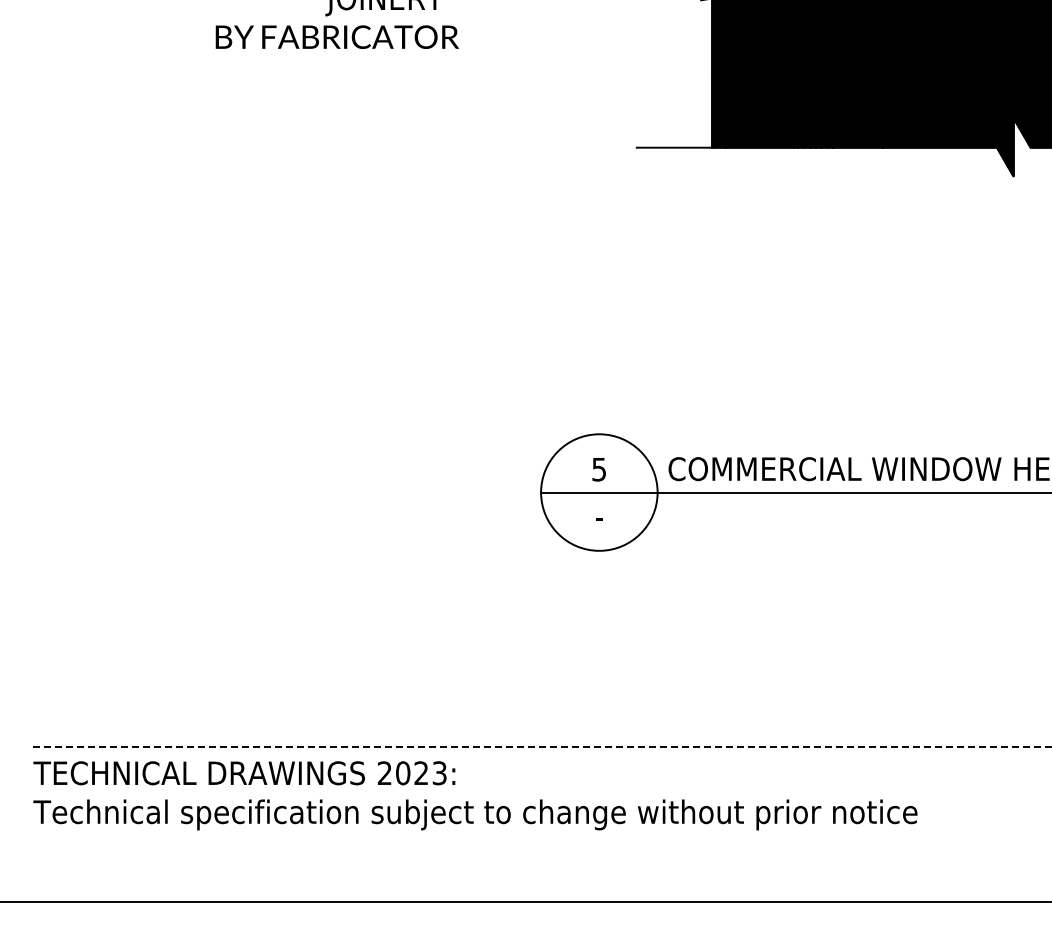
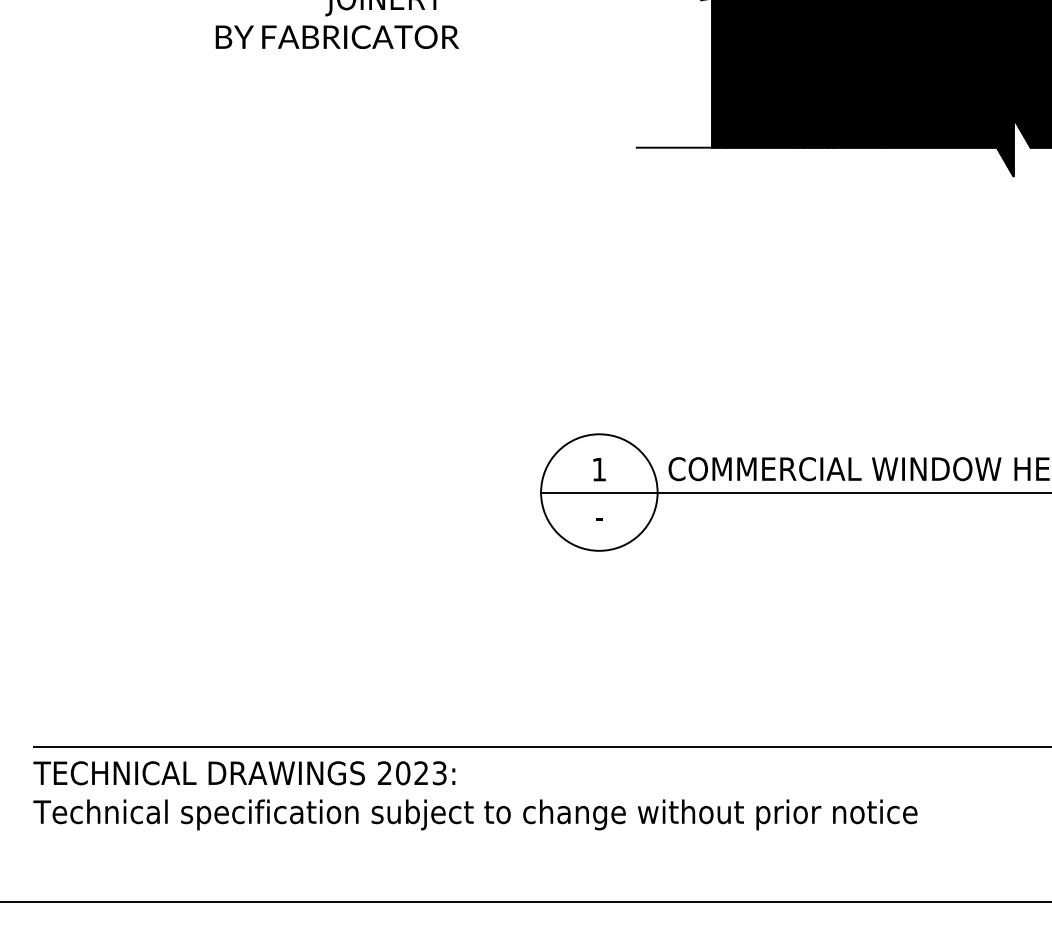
text: 5 -> 1 (598, 469)
line: dashed -> solid (542, 747)
